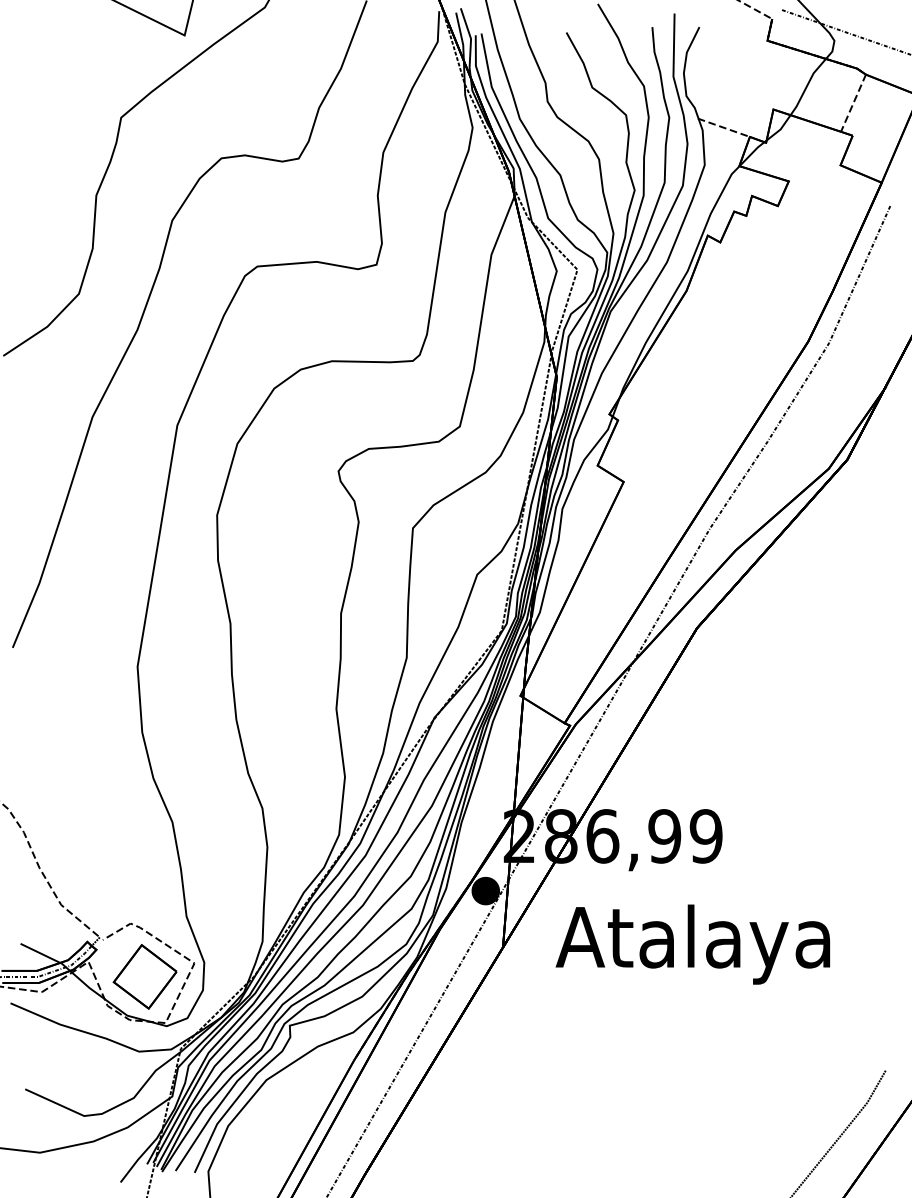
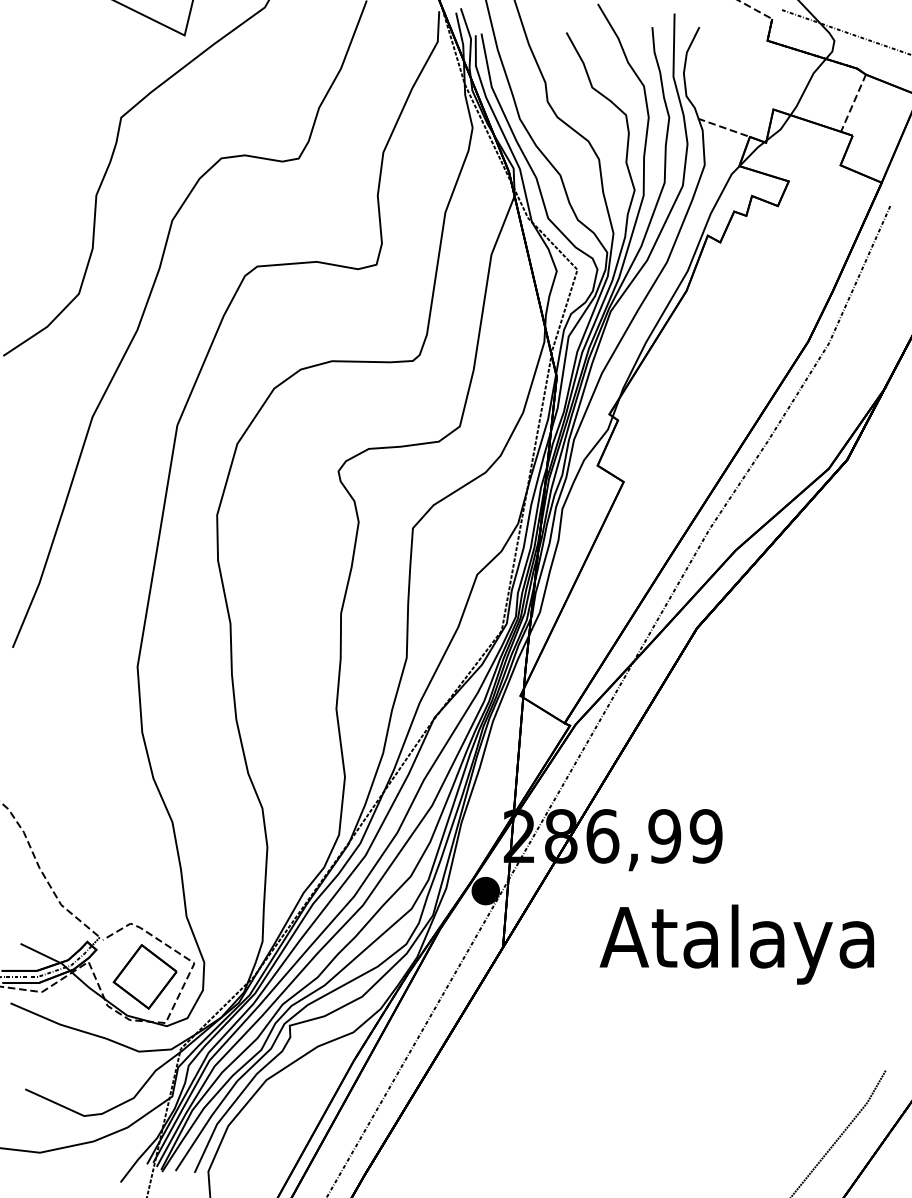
text position: (692, 944) -> (736, 944) (736, 944)
